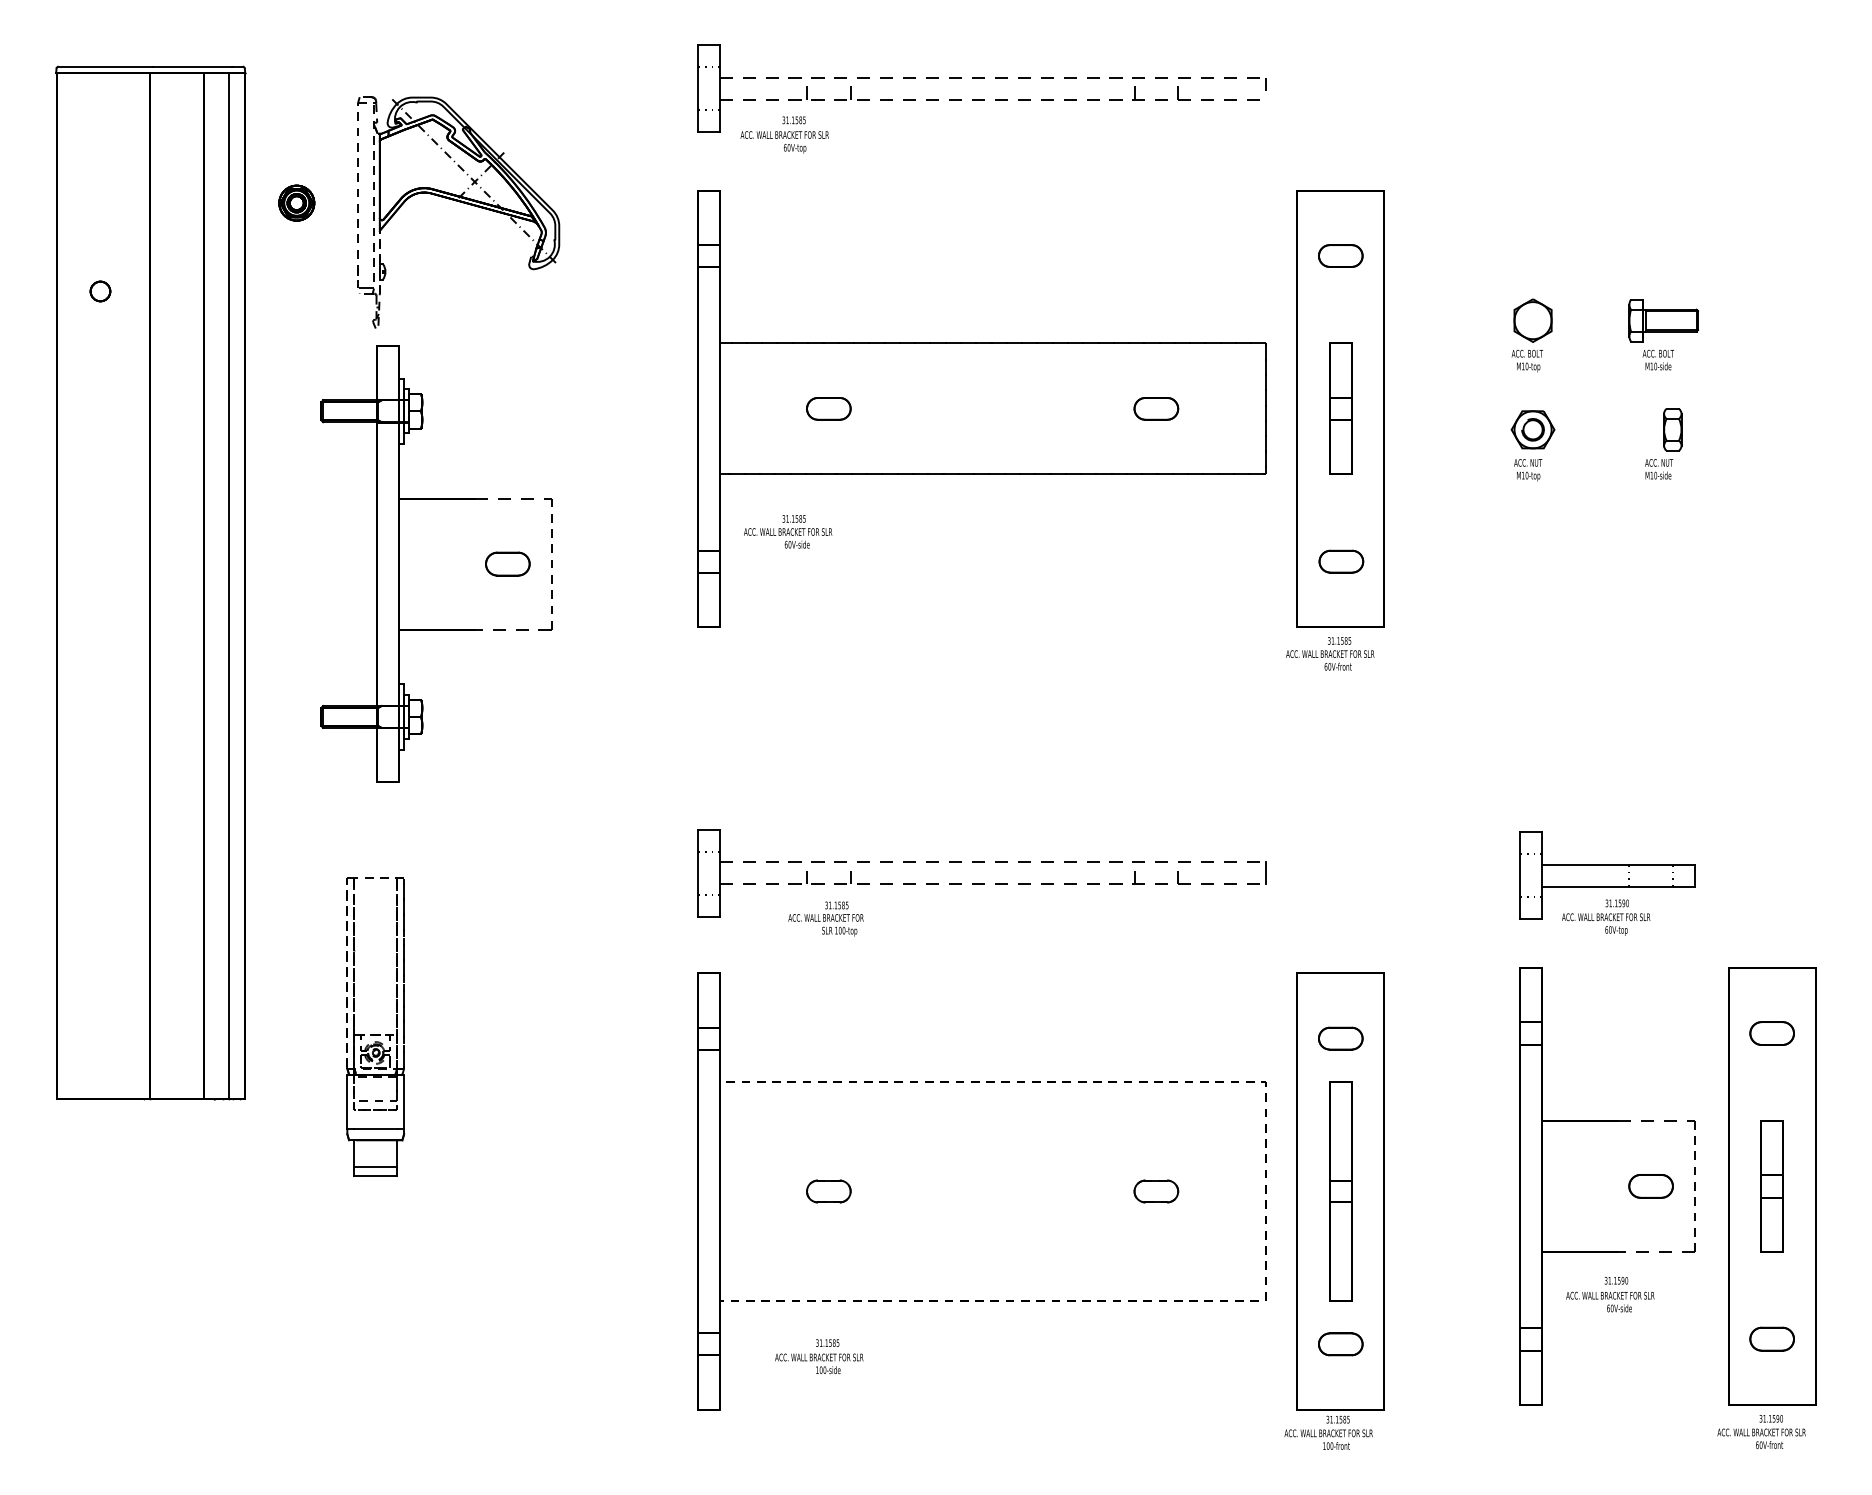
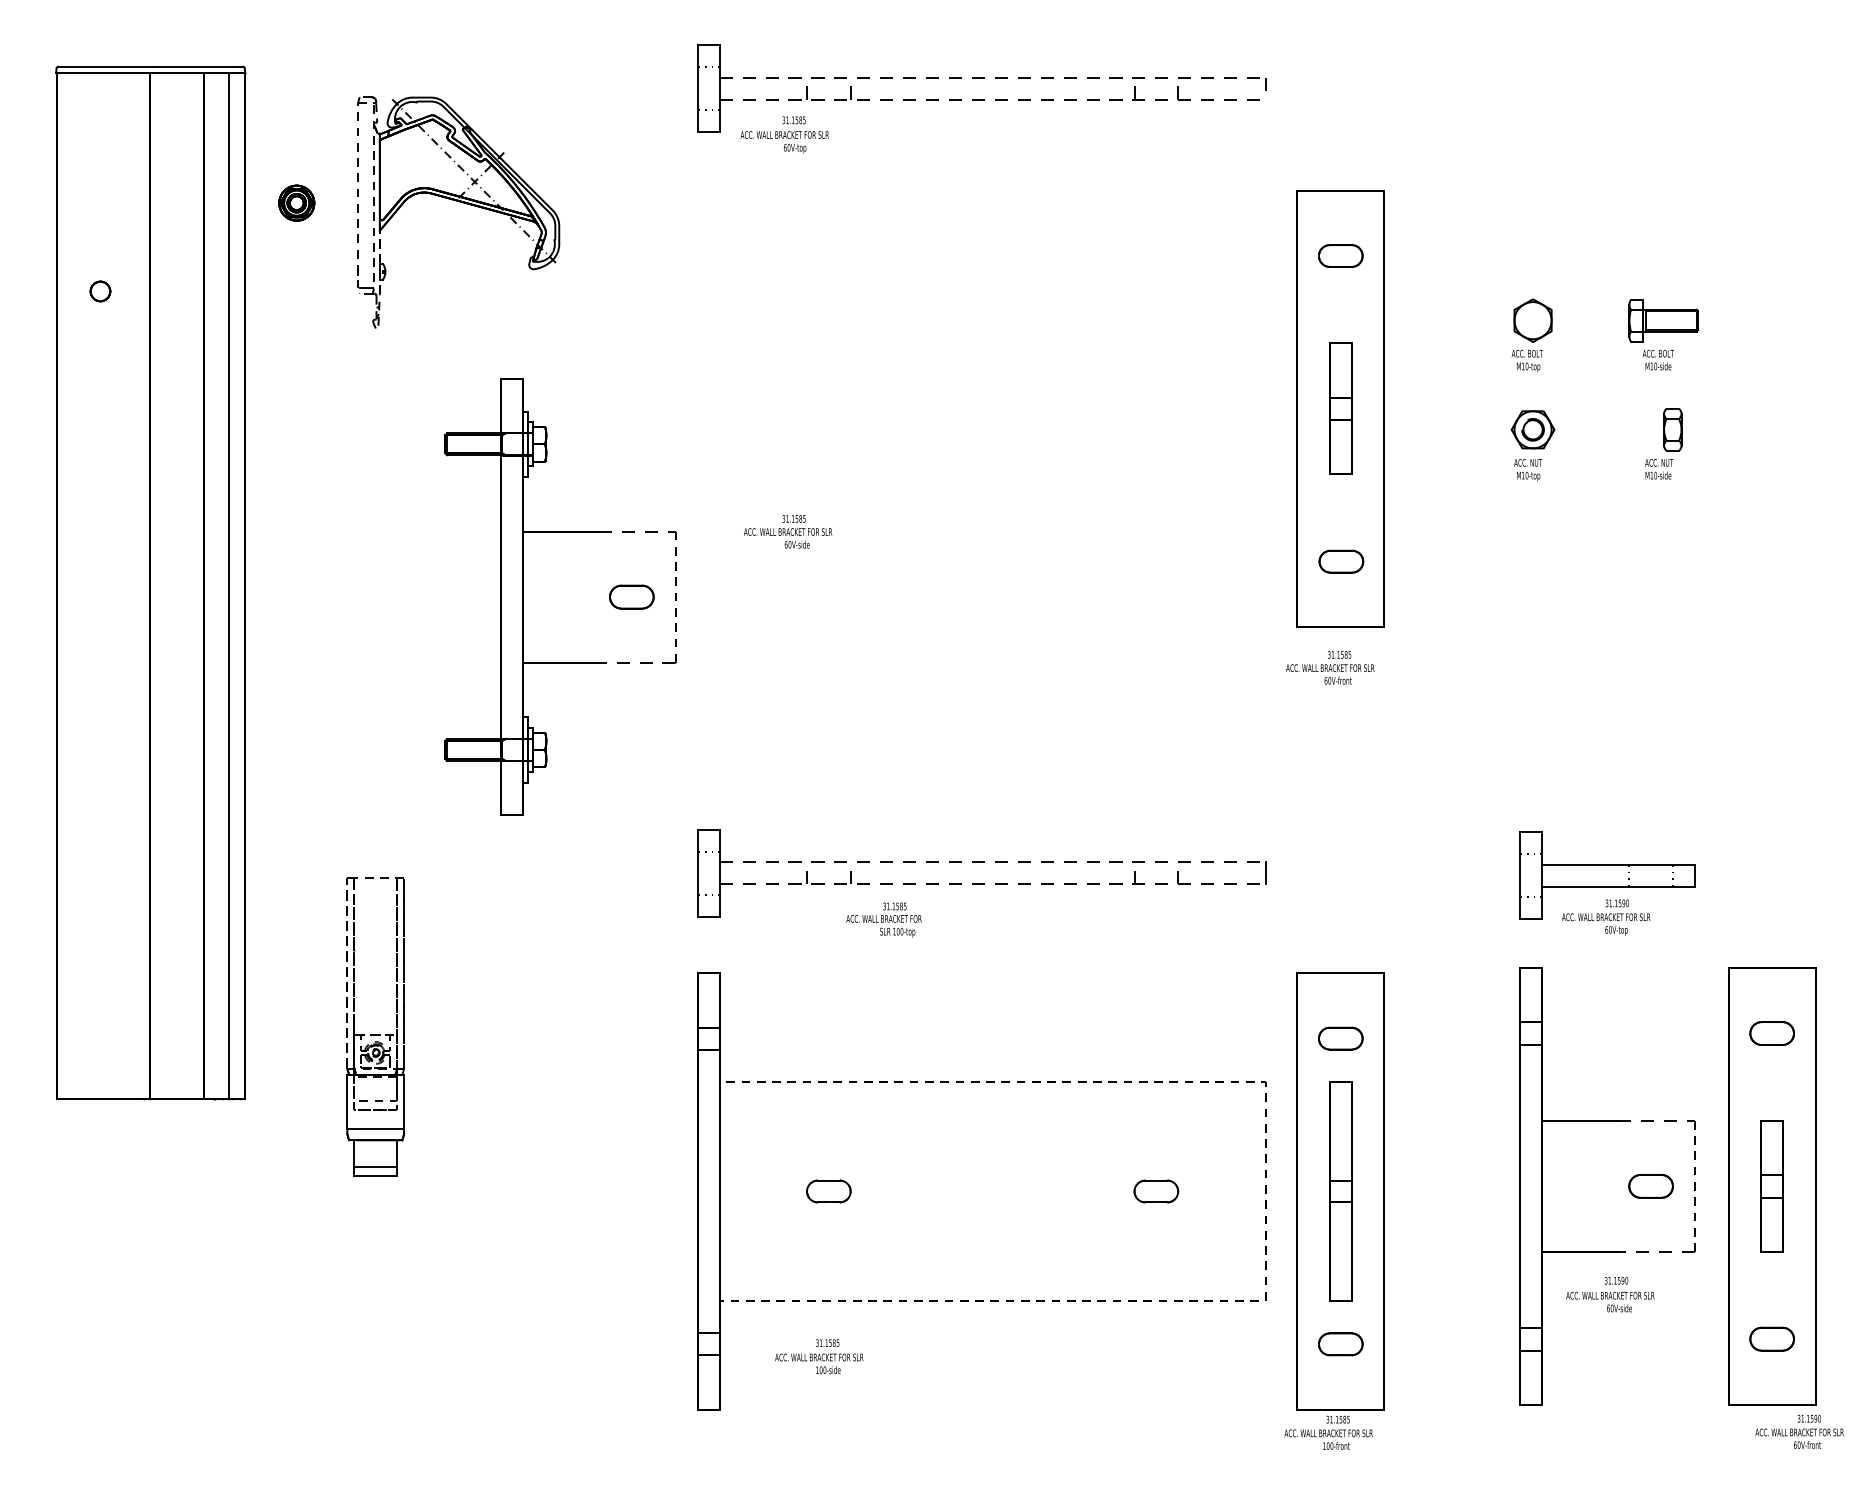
part: present -> none (981, 408)
part position: (399, 563) -> (523, 596) (523, 596)
text position: (1330, 653) -> (1330, 667) (1330, 667)
text position: (825, 918) -> (883, 919) (883, 919)
text position: (1761, 1431) -> (1799, 1431) (1799, 1431)
